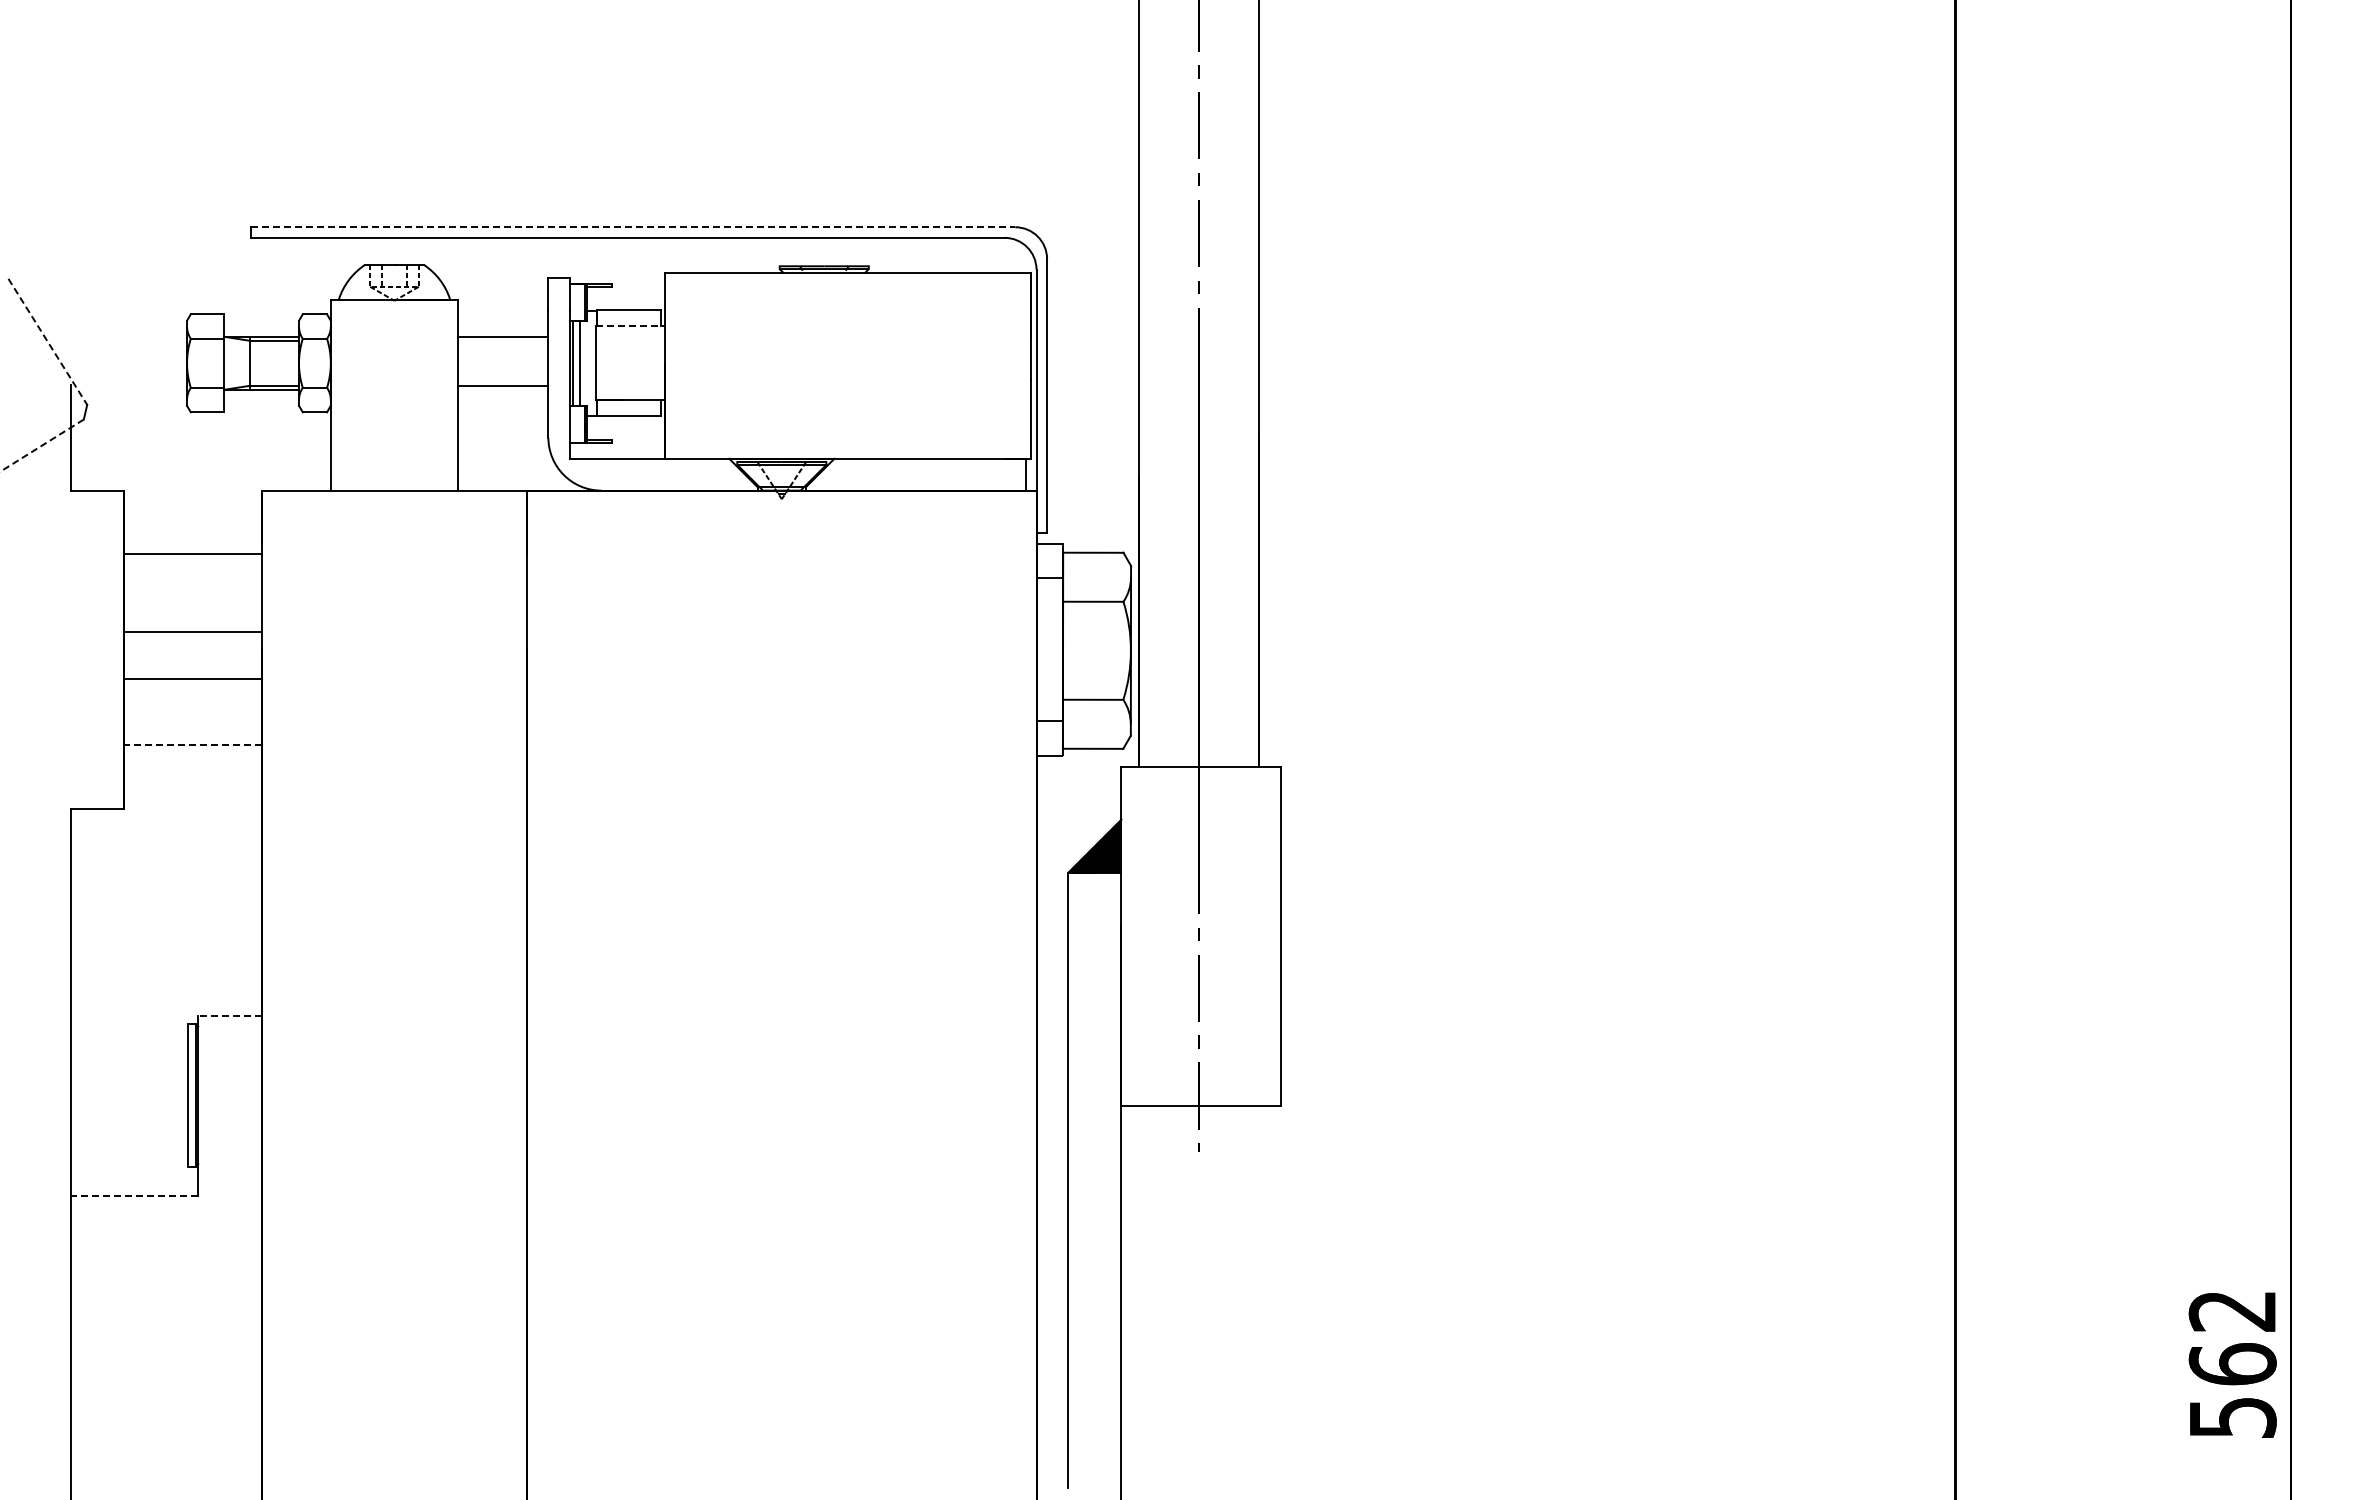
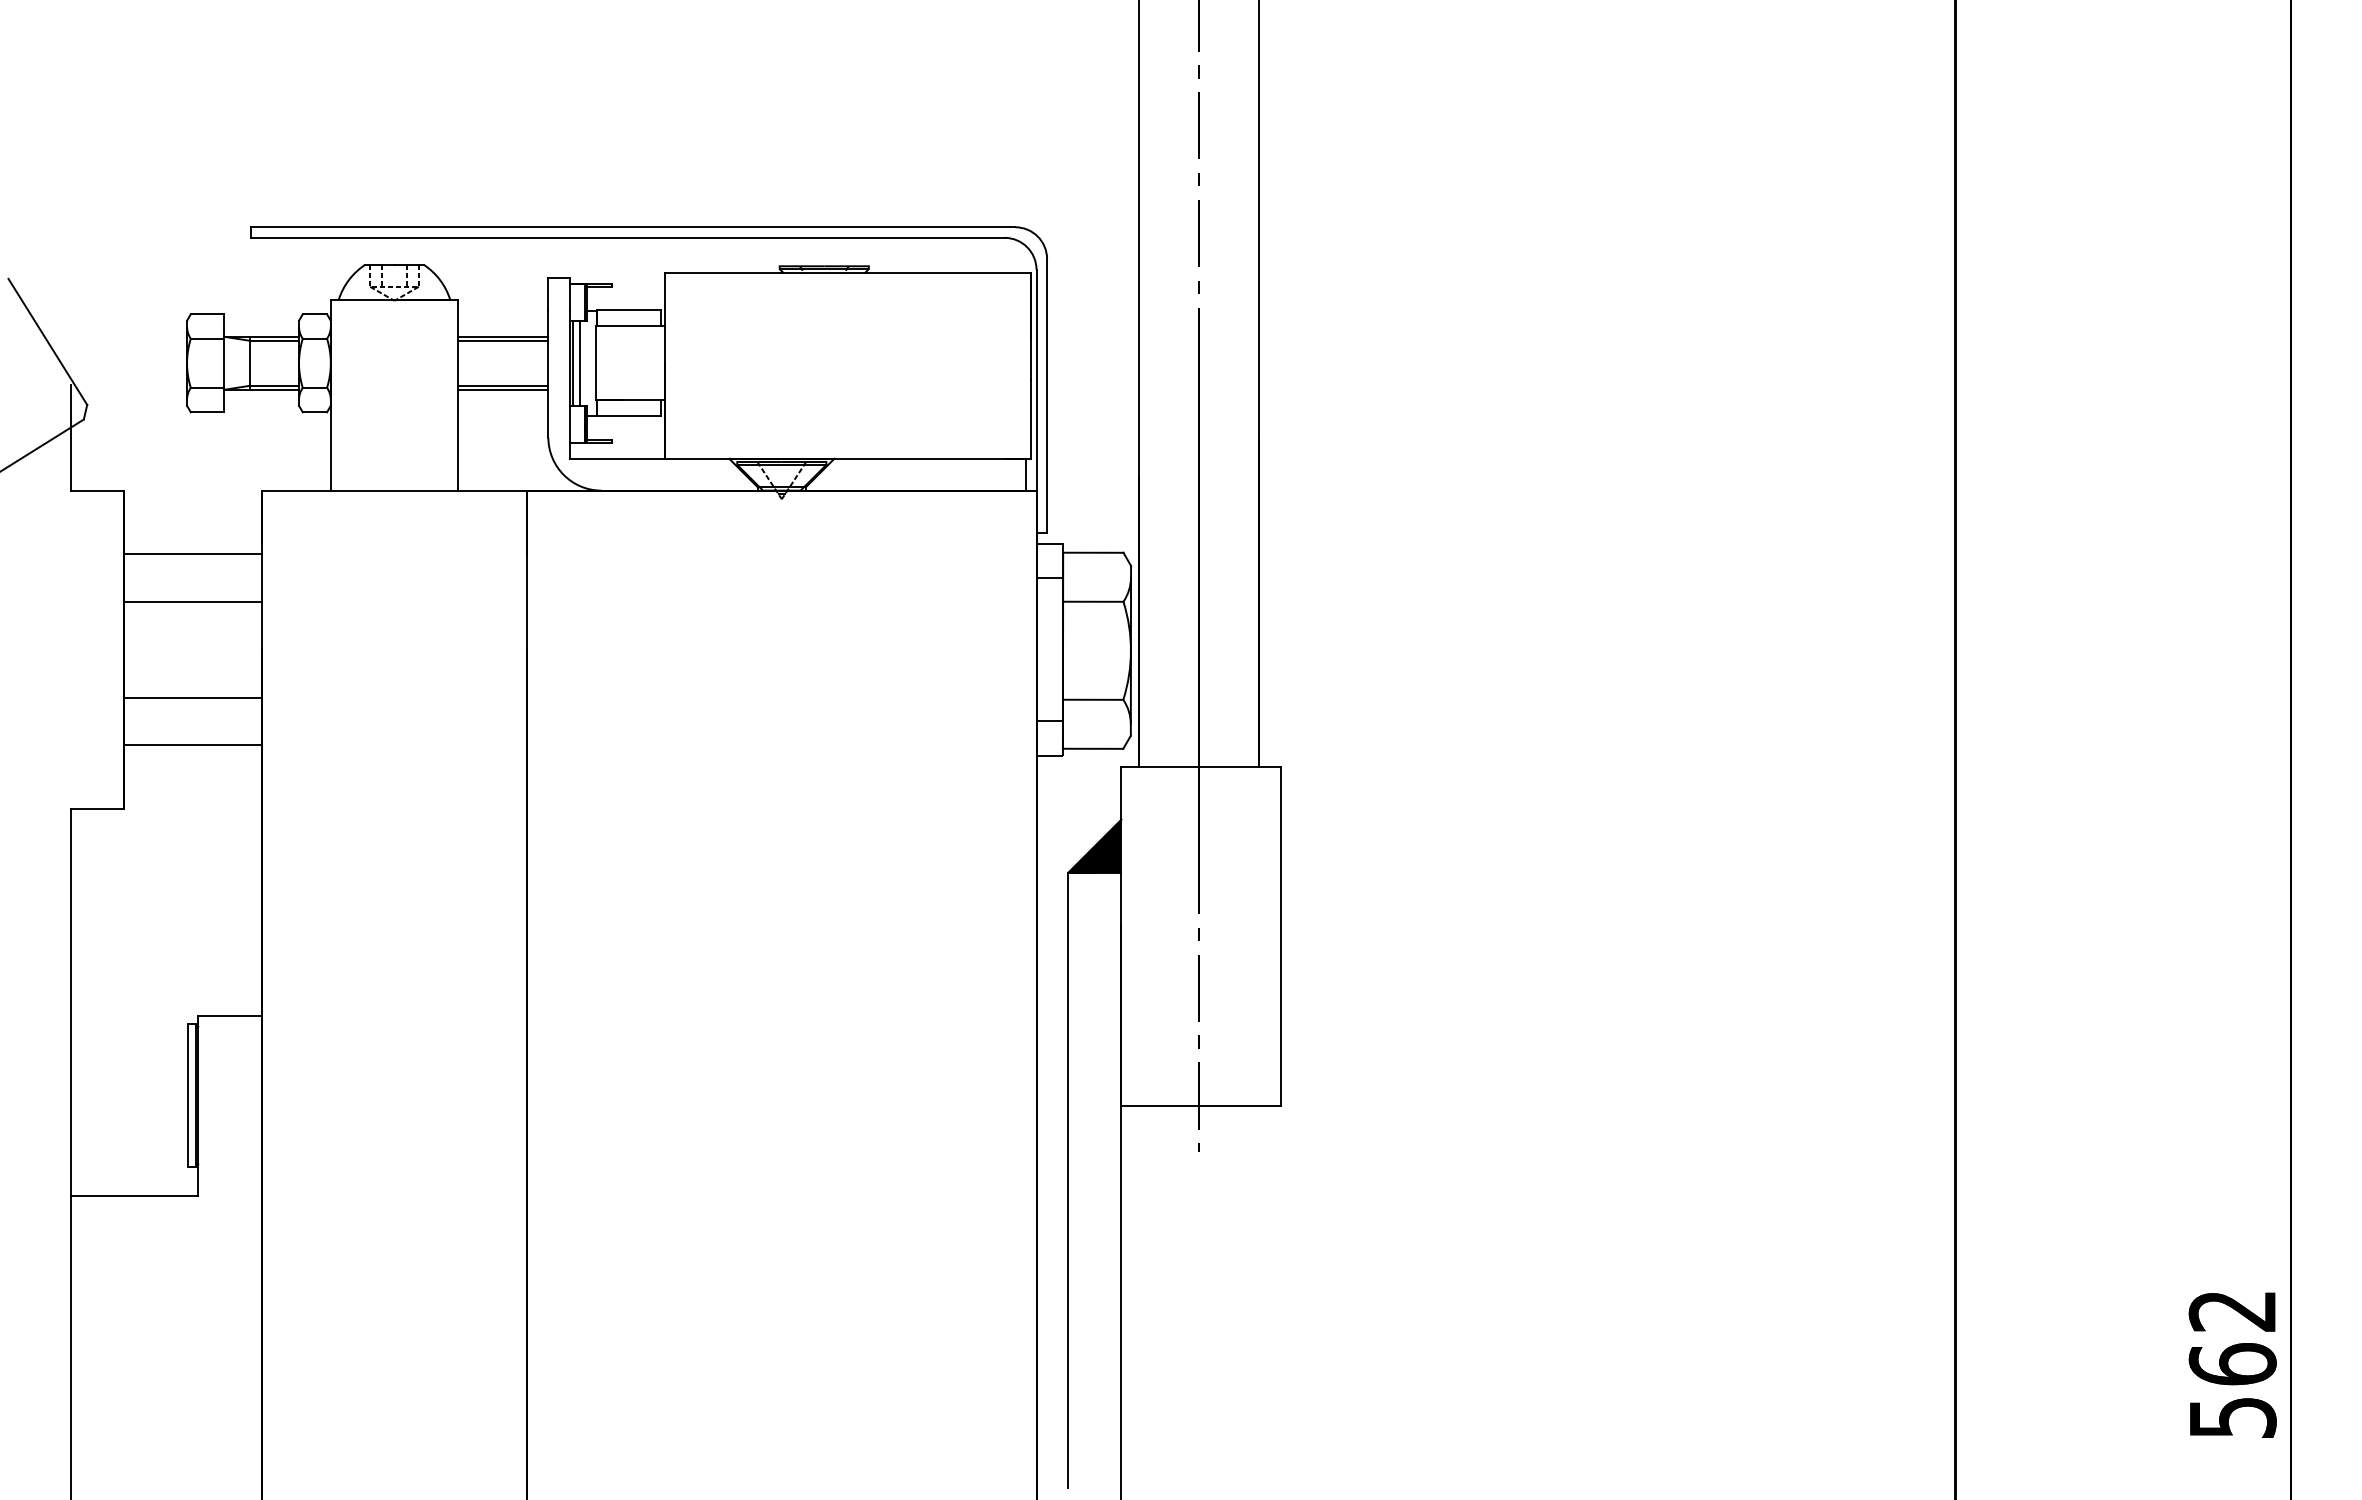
line: dashed -> solid (633, 227)
line: dashed -> solid (631, 326)
line: none -> present (503, 340)
line: dashed -> solid (48, 342)
line: none -> present (503, 389)
line: dashed -> solid (41, 445)
line position: (192, 632) -> (192, 602) (192, 602)
line position: (192, 678) -> (192, 697) (192, 697)
line: dashed -> solid (192, 745)
line: dashed -> solid (230, 1015)
line: dashed -> solid (134, 1196)
